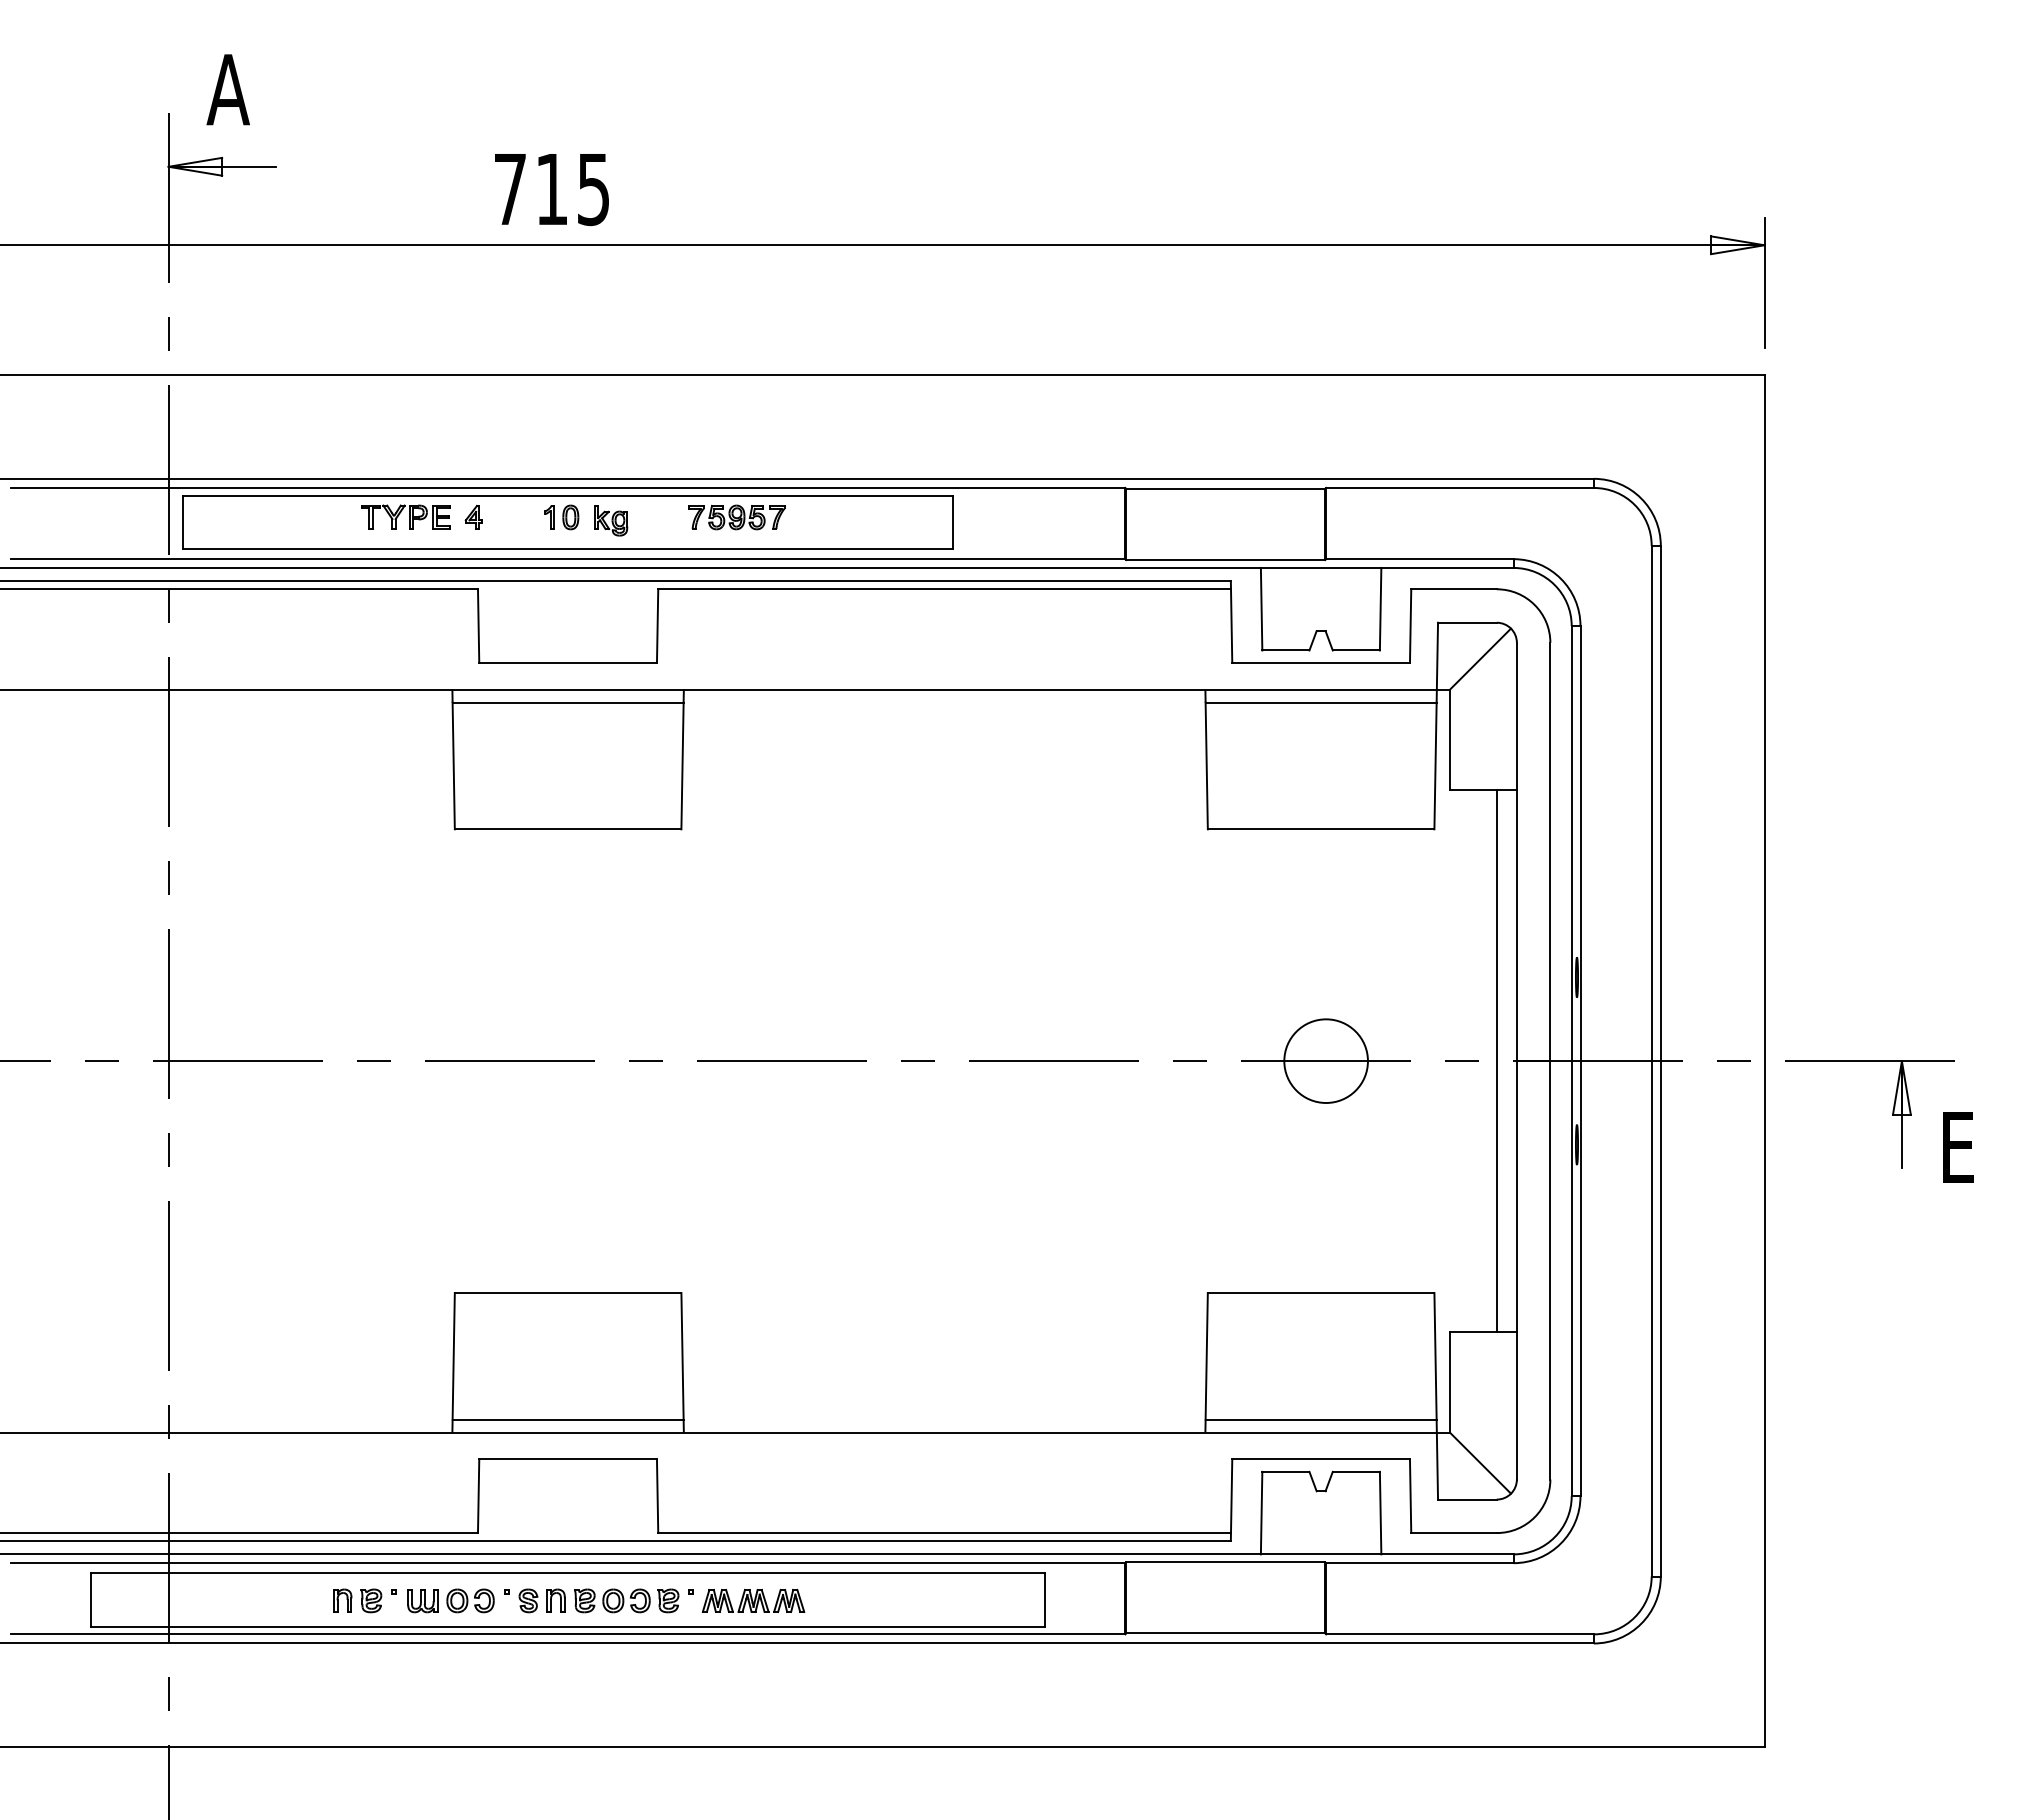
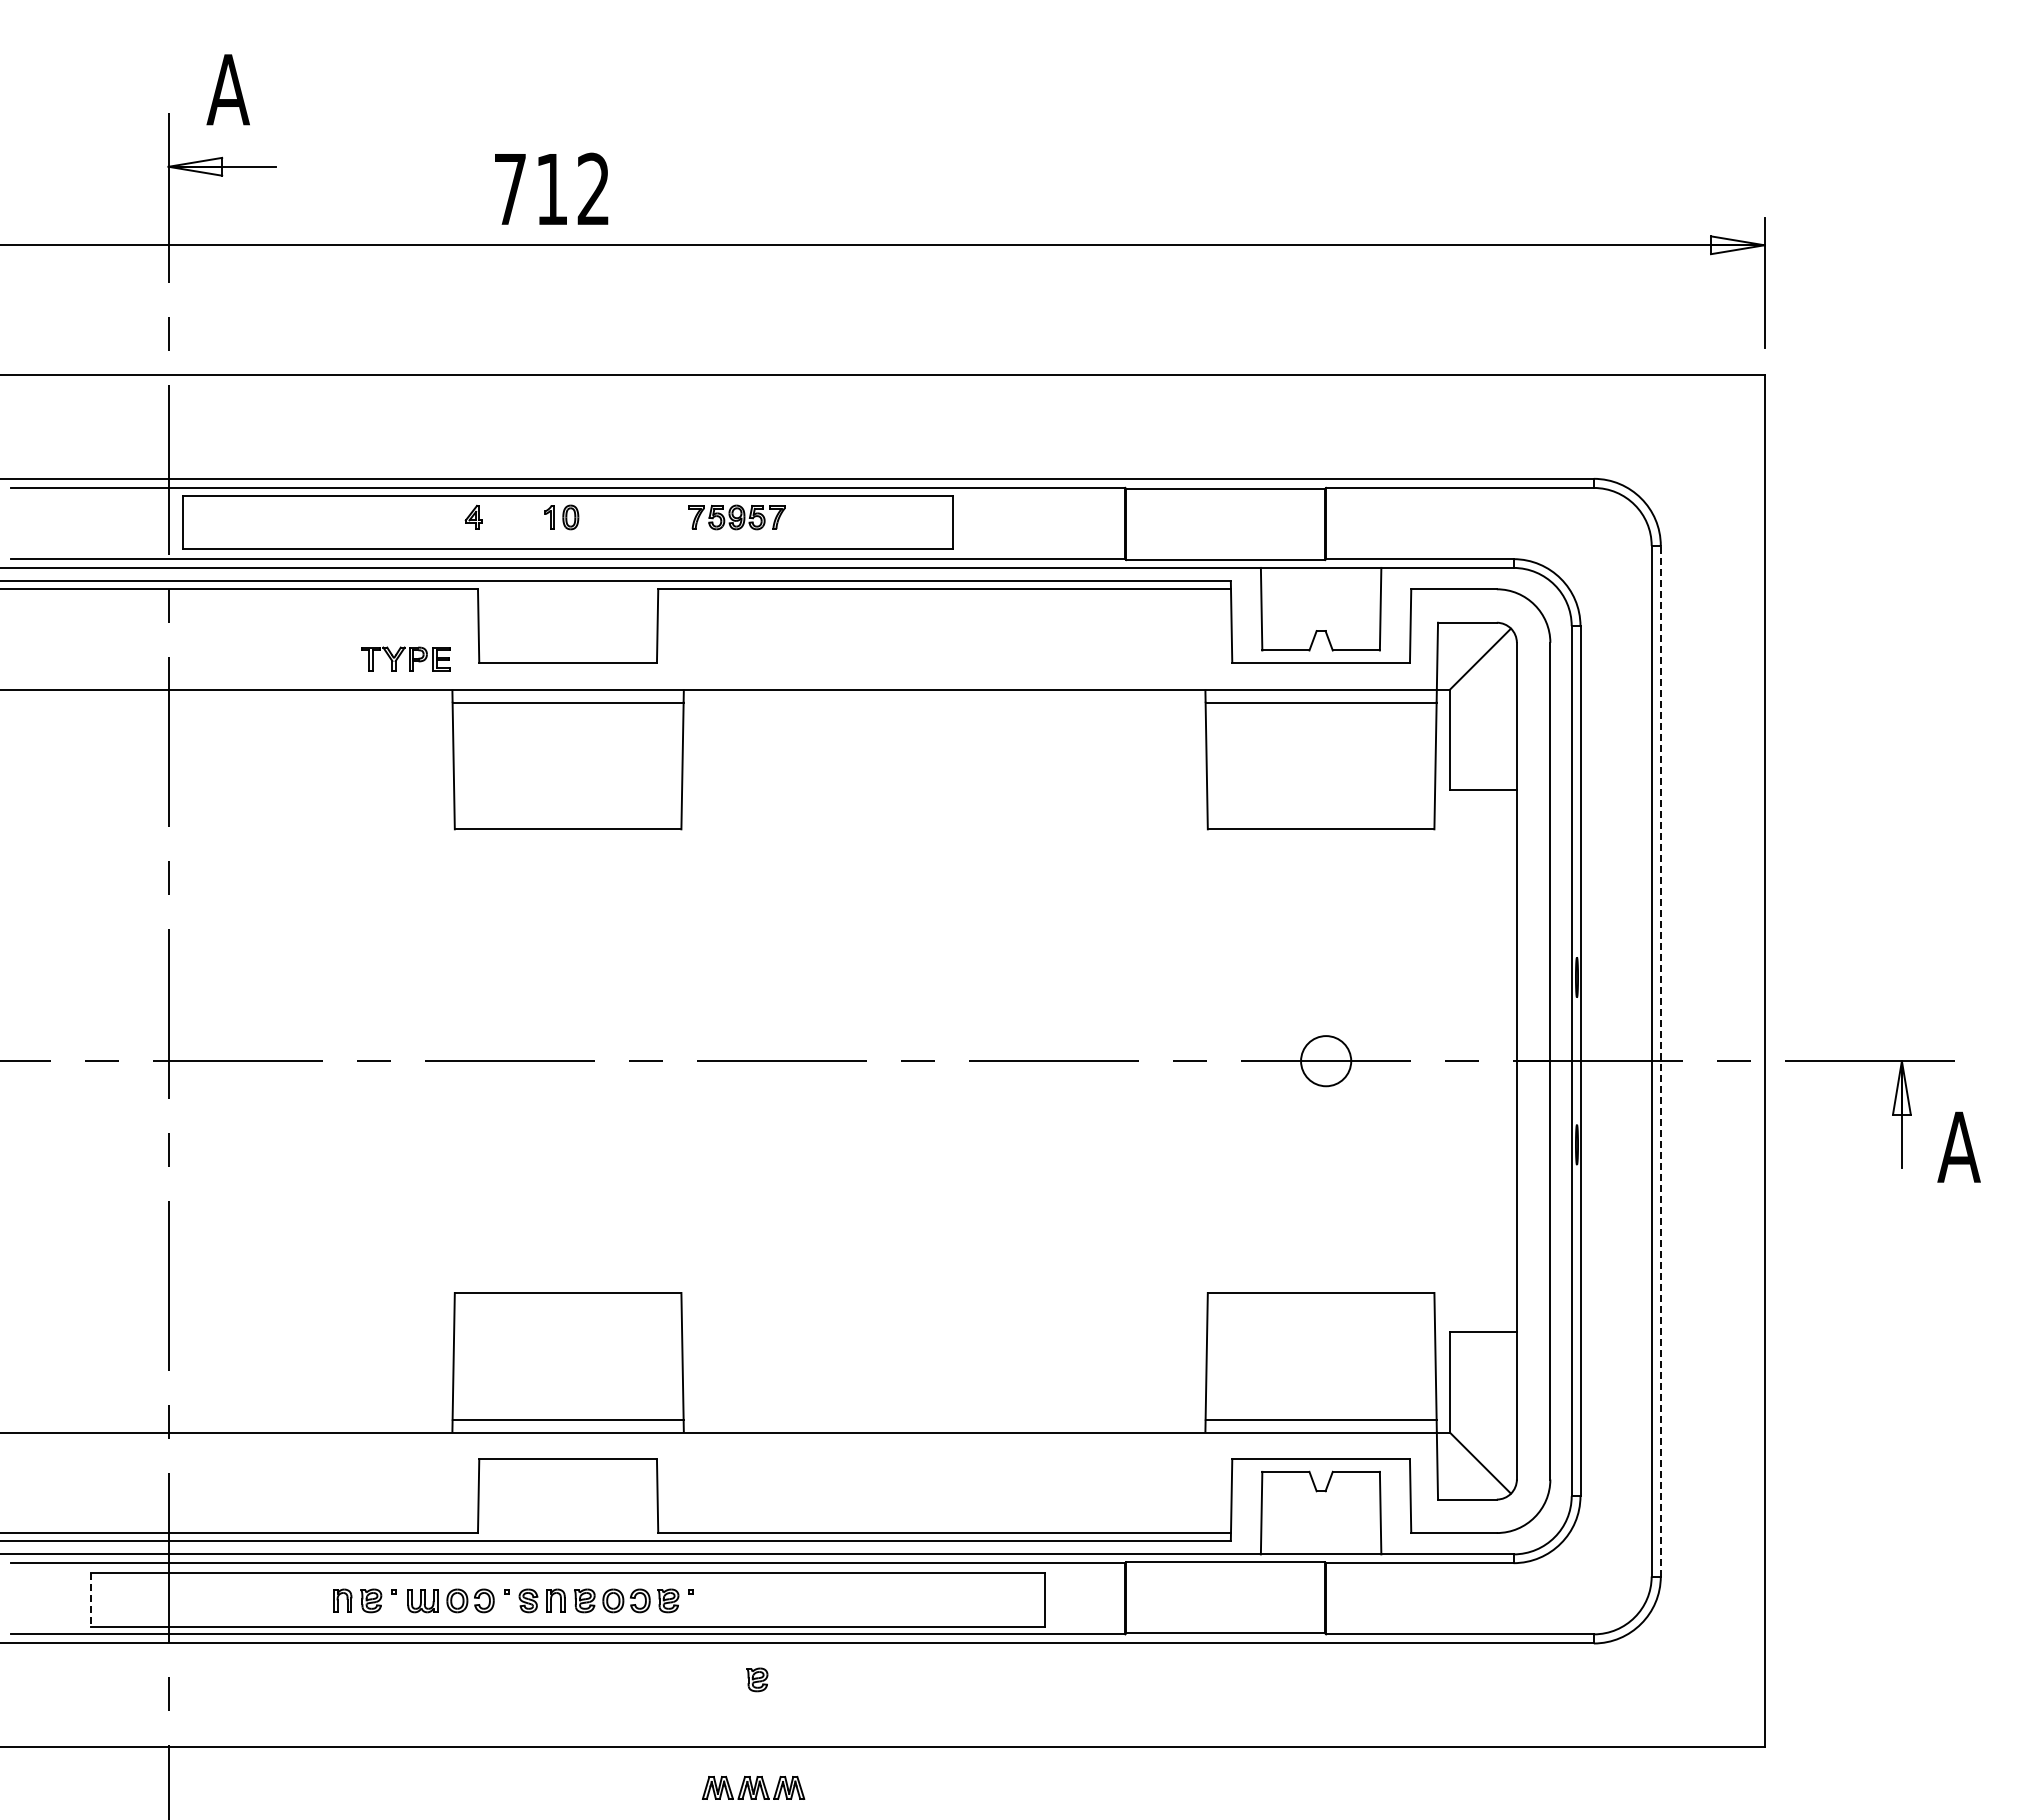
text: 715 -> 712 (592, 189)
part position: (405, 516) -> (405, 658) (405, 658)
part: present -> none (611, 520)
circle diameter: 84 px -> 50 px (1326, 1061)
line: solid -> dashed (1660, 1060)
line: present -> none (1496, 1061)
text: E -> A (1958, 1146)
line: solid -> dashed (91, 1599)
part position: (753, 1600) -> (753, 1787) (753, 1787)
part: none -> present (757, 1679)
